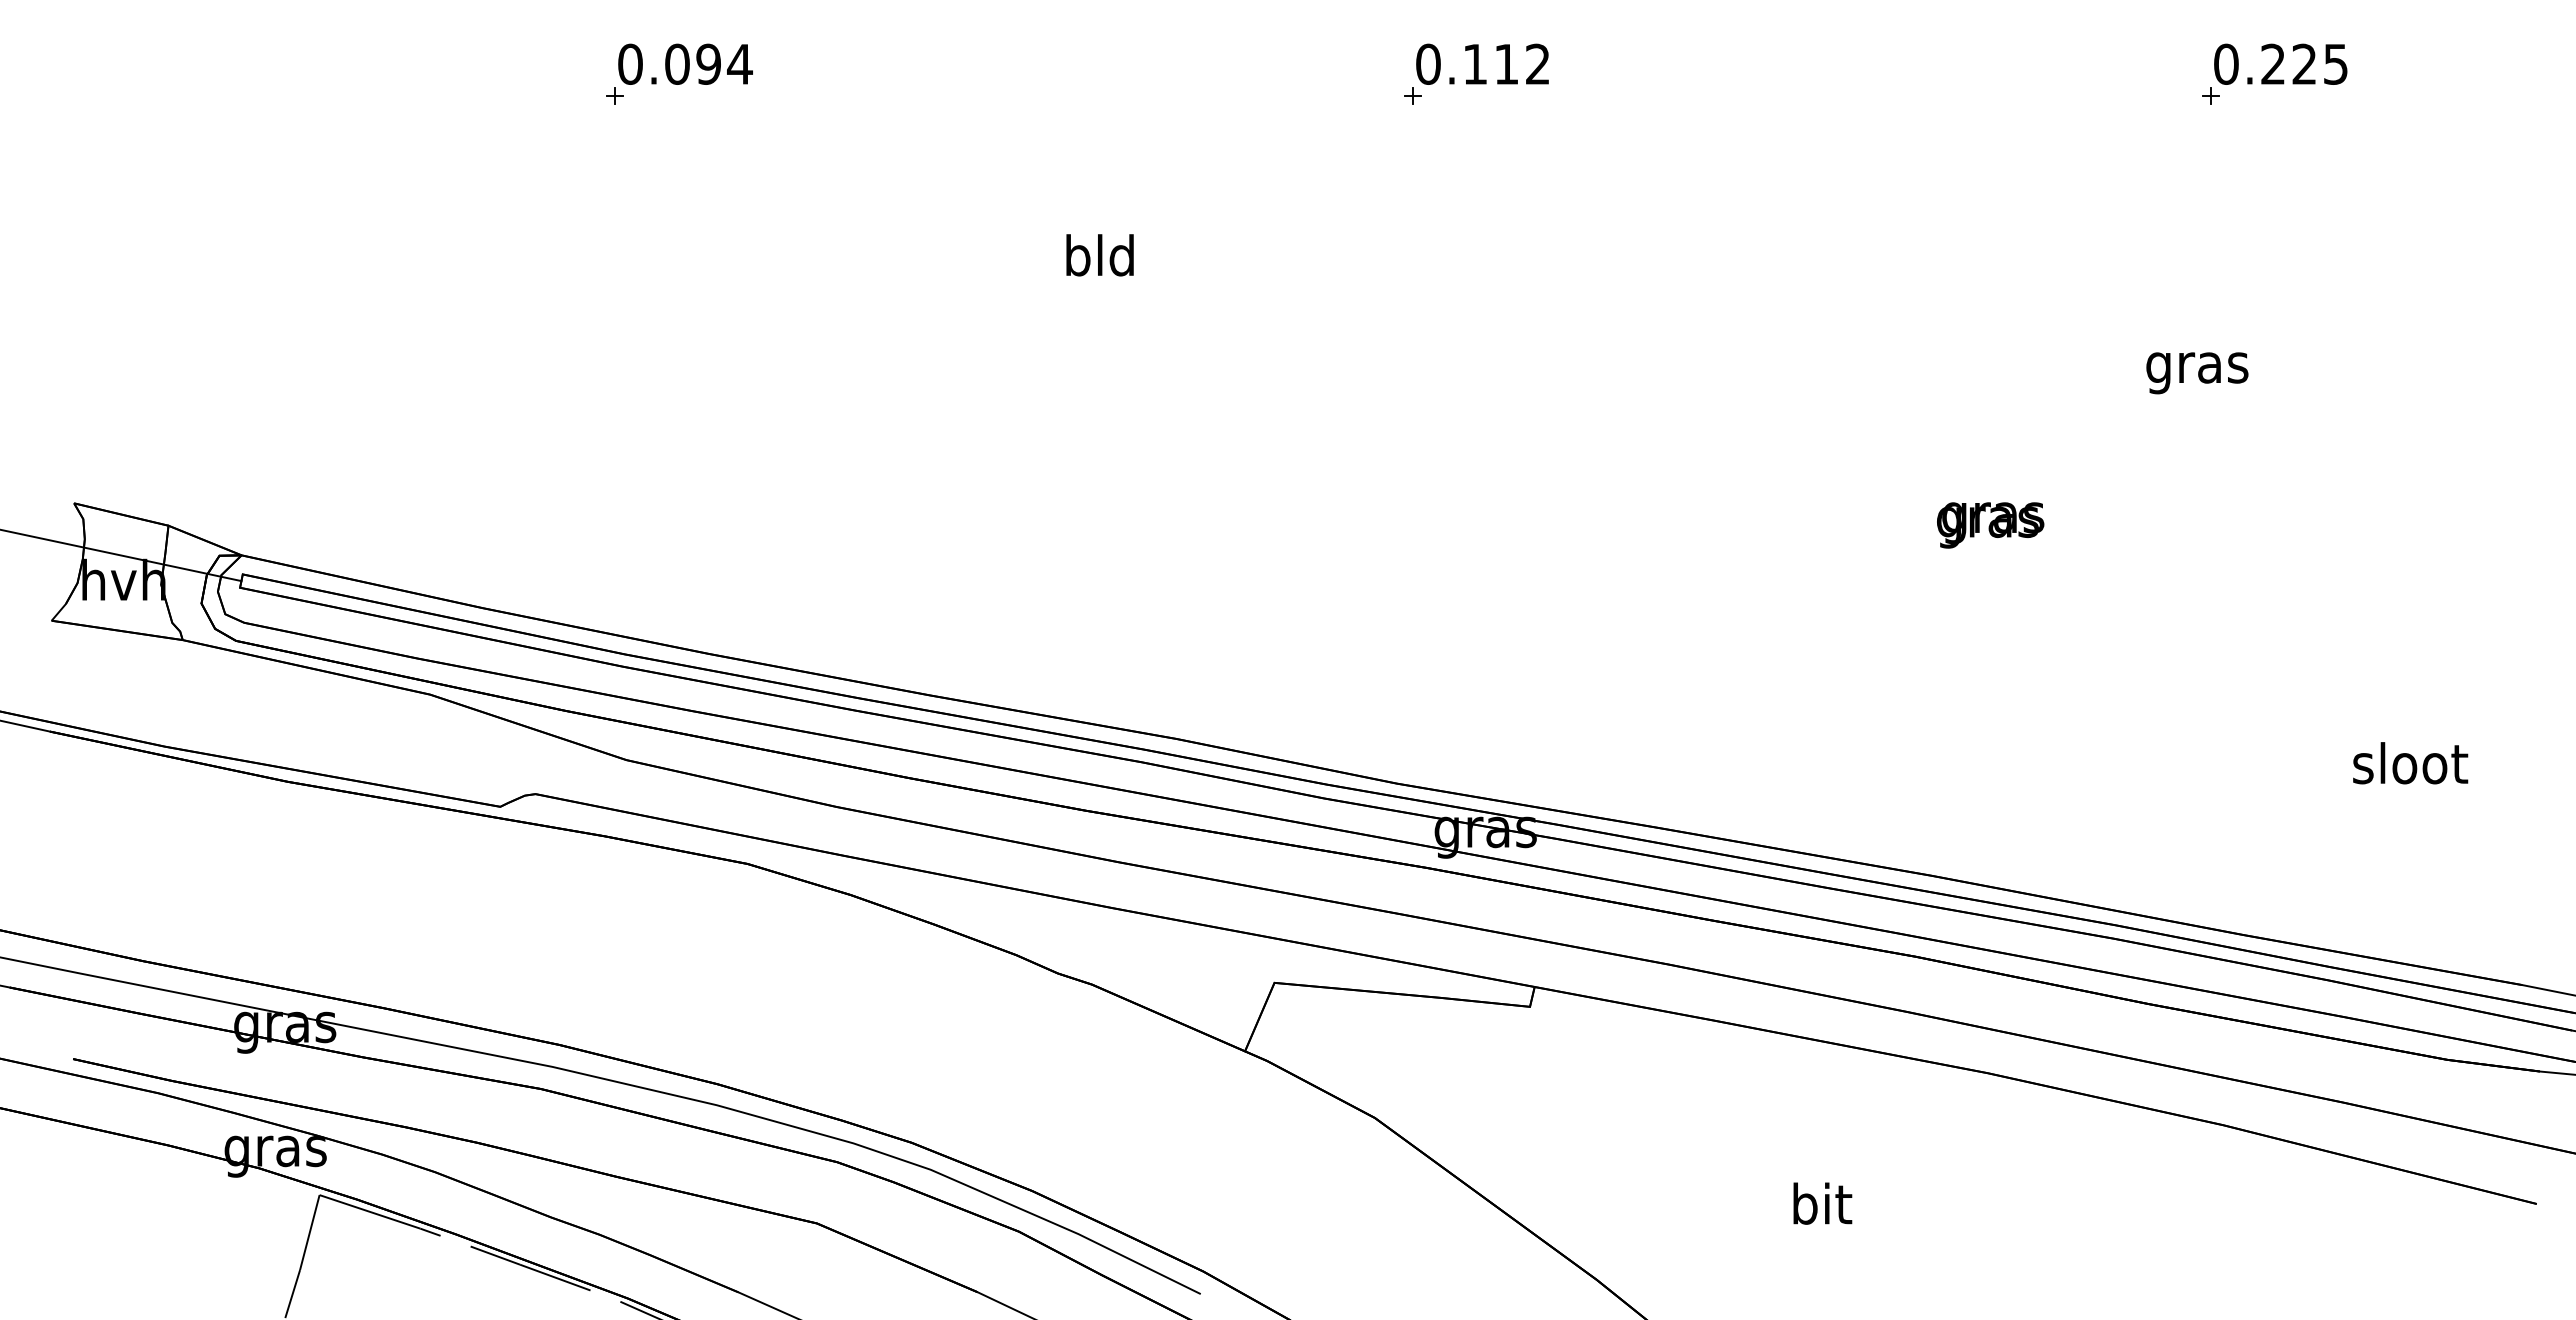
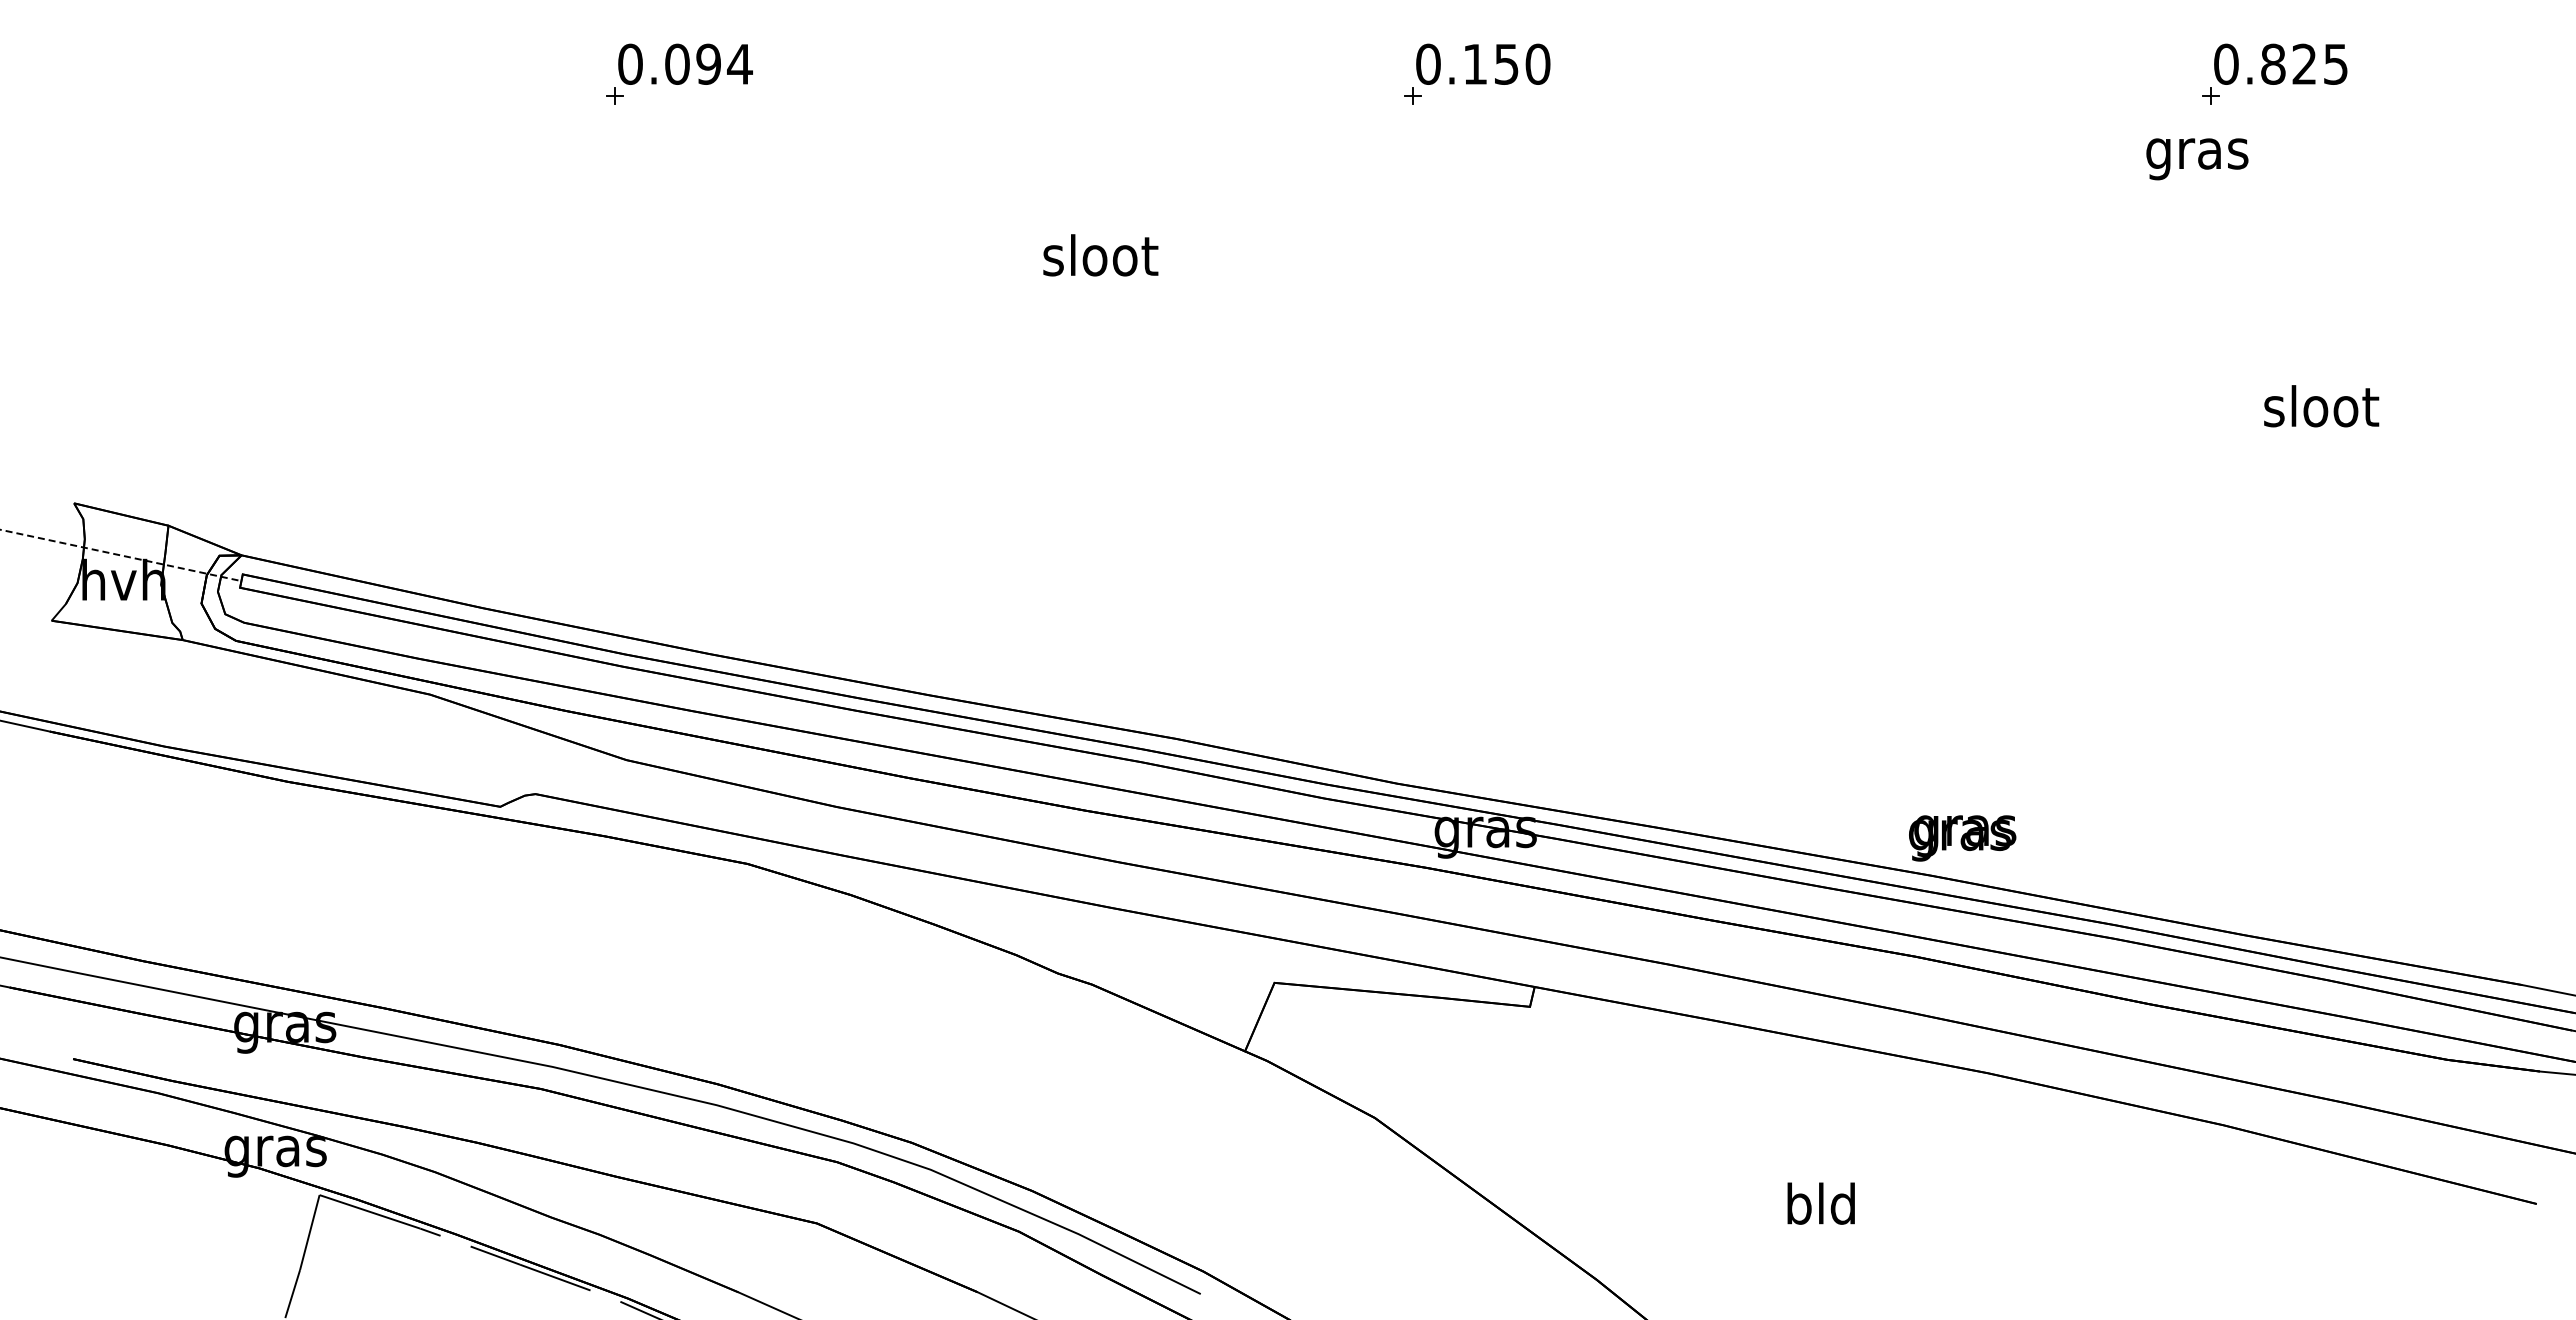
text: 0.112 -> 0.150 (1522, 63)
text: 0.225 -> 0.825 (2273, 63)
text: bld -> sloot (1100, 255)
text position: (2197, 373) -> (2197, 159) (2197, 159)
text position: (1990, 525) -> (1962, 838) (1962, 838)
line: solid -> dashed (121, 555)
text position: (2410, 763) -> (2321, 406) (2321, 406)
text: bit -> bld (1820, 1203)
